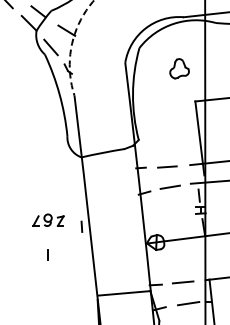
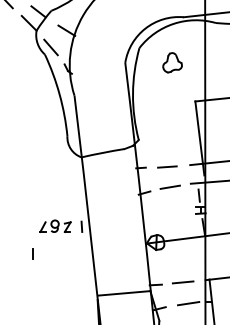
arc: dashed -> solid (71, 44)
part position: (179, 68) -> (172, 62) (172, 62)
part position: (48, 219) -> (55, 225) (55, 225)
line position: (47, 254) -> (32, 253) (32, 253)
